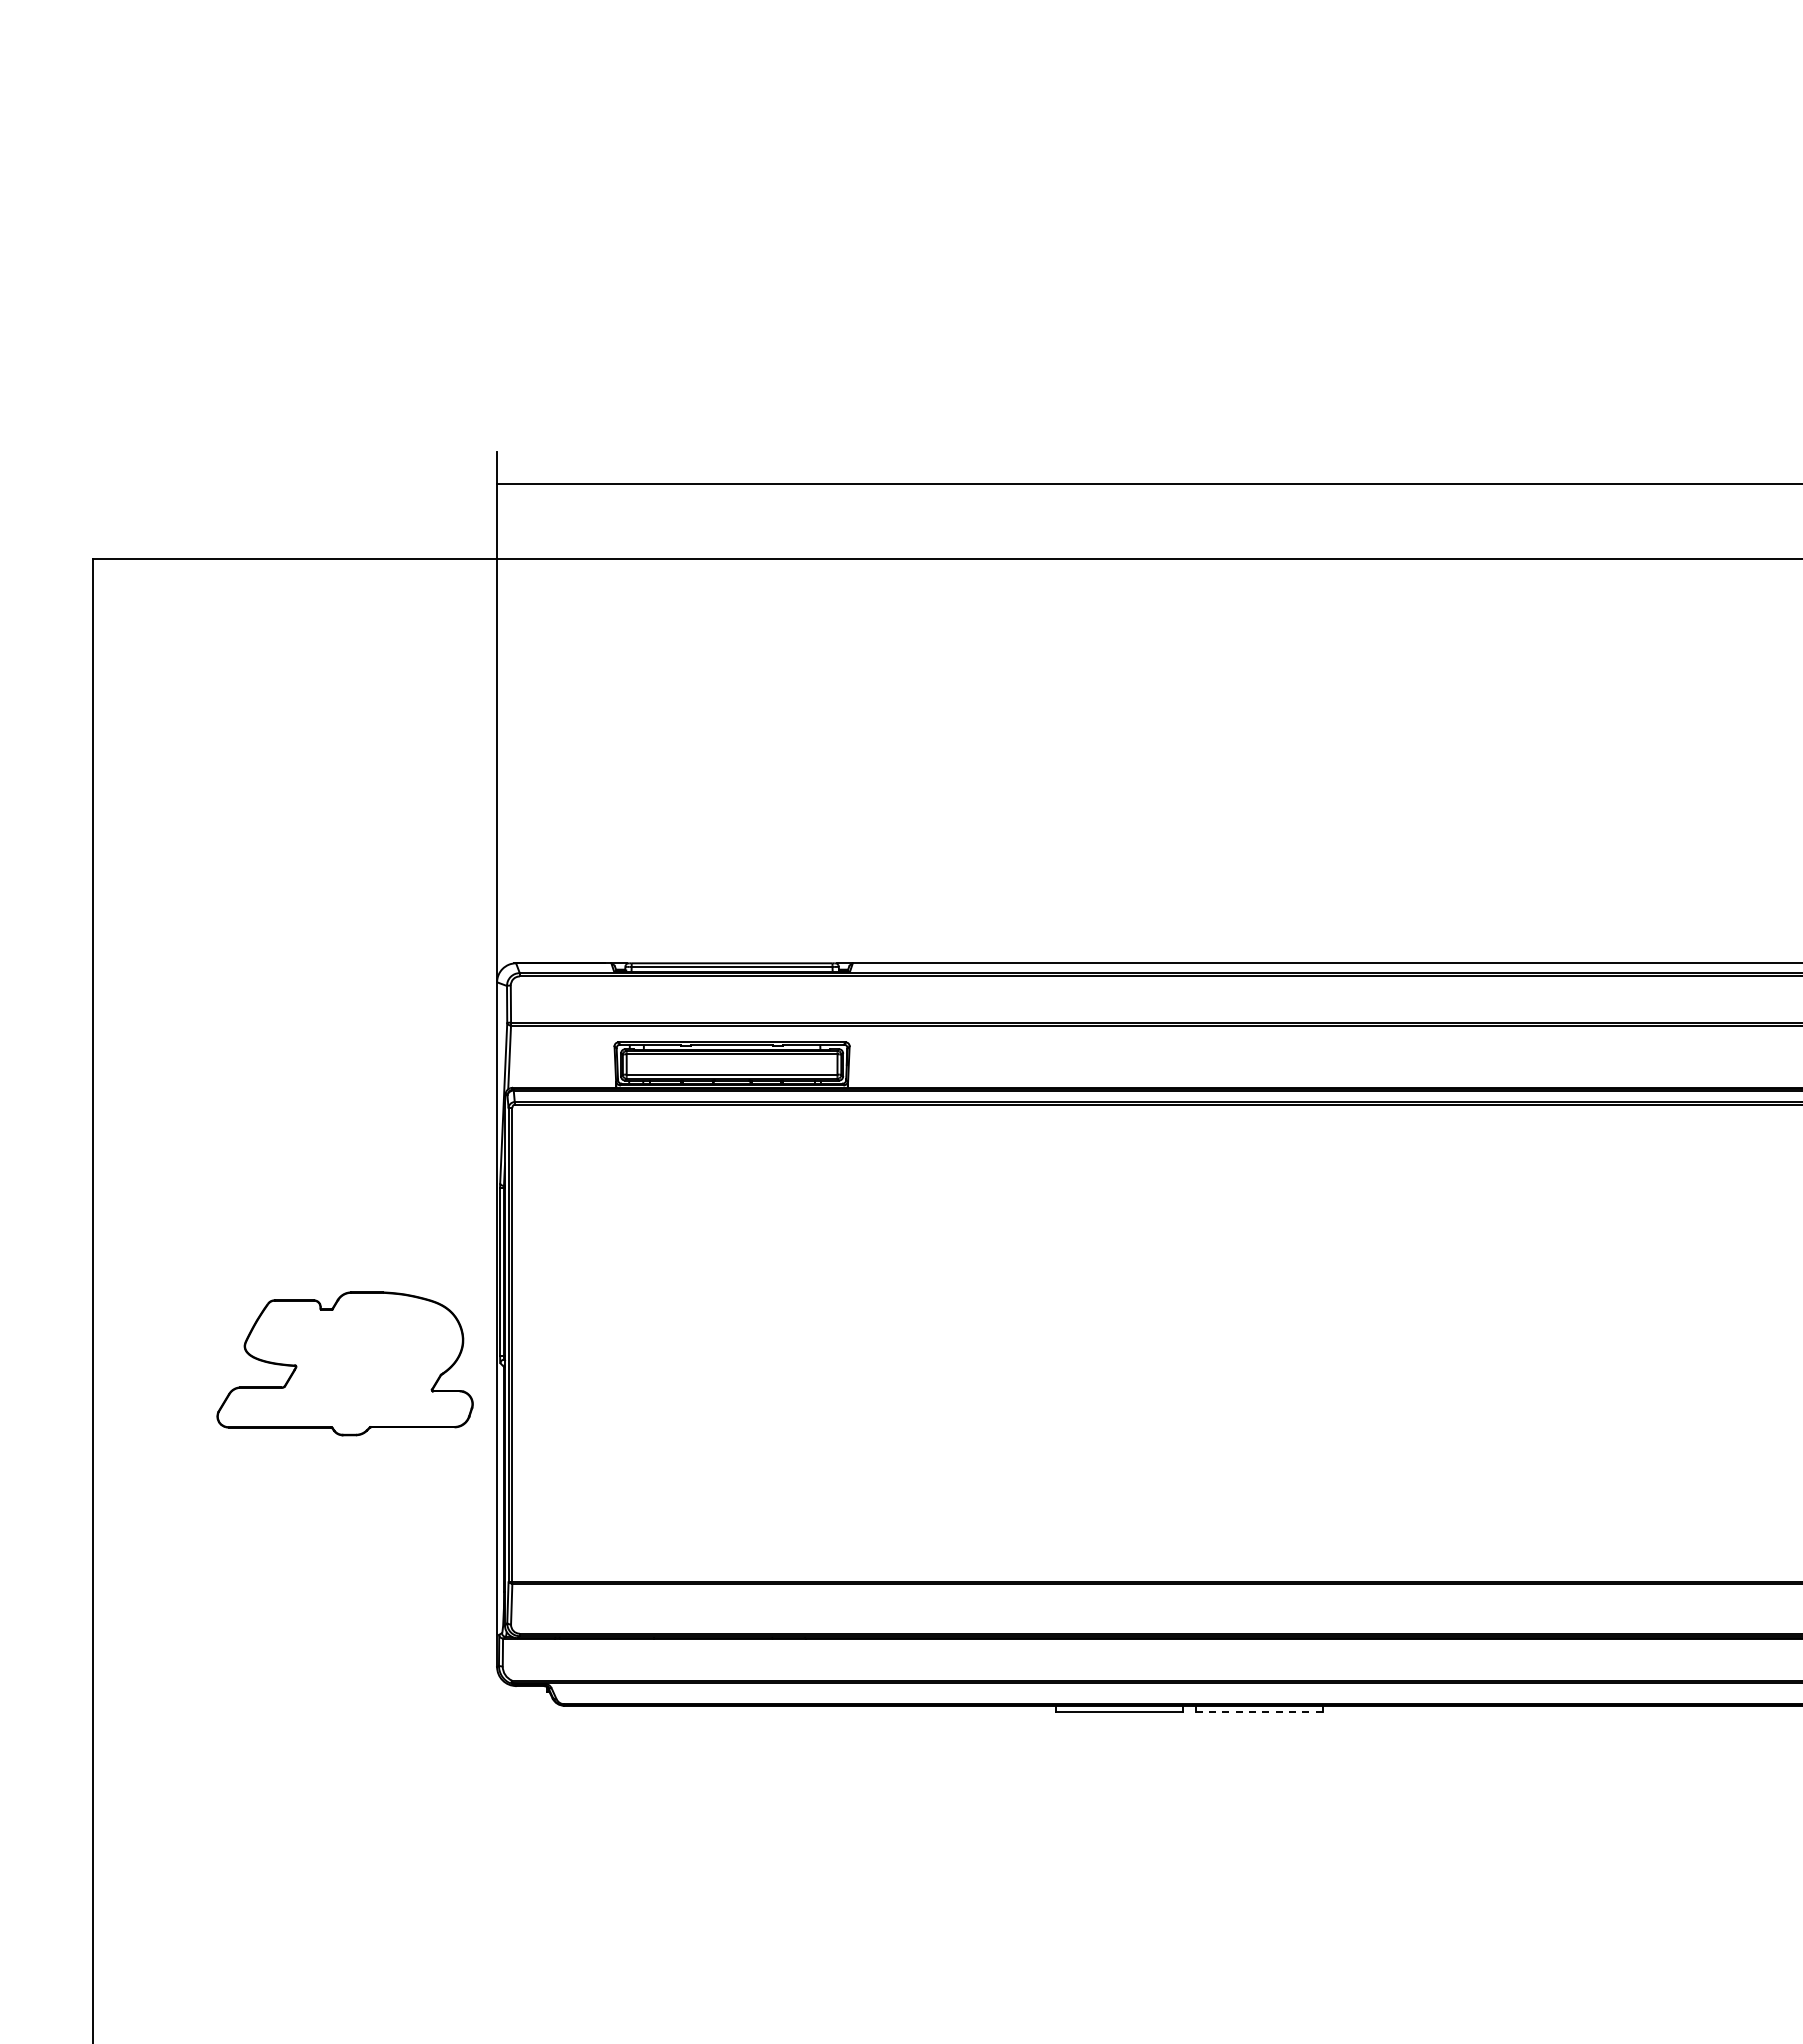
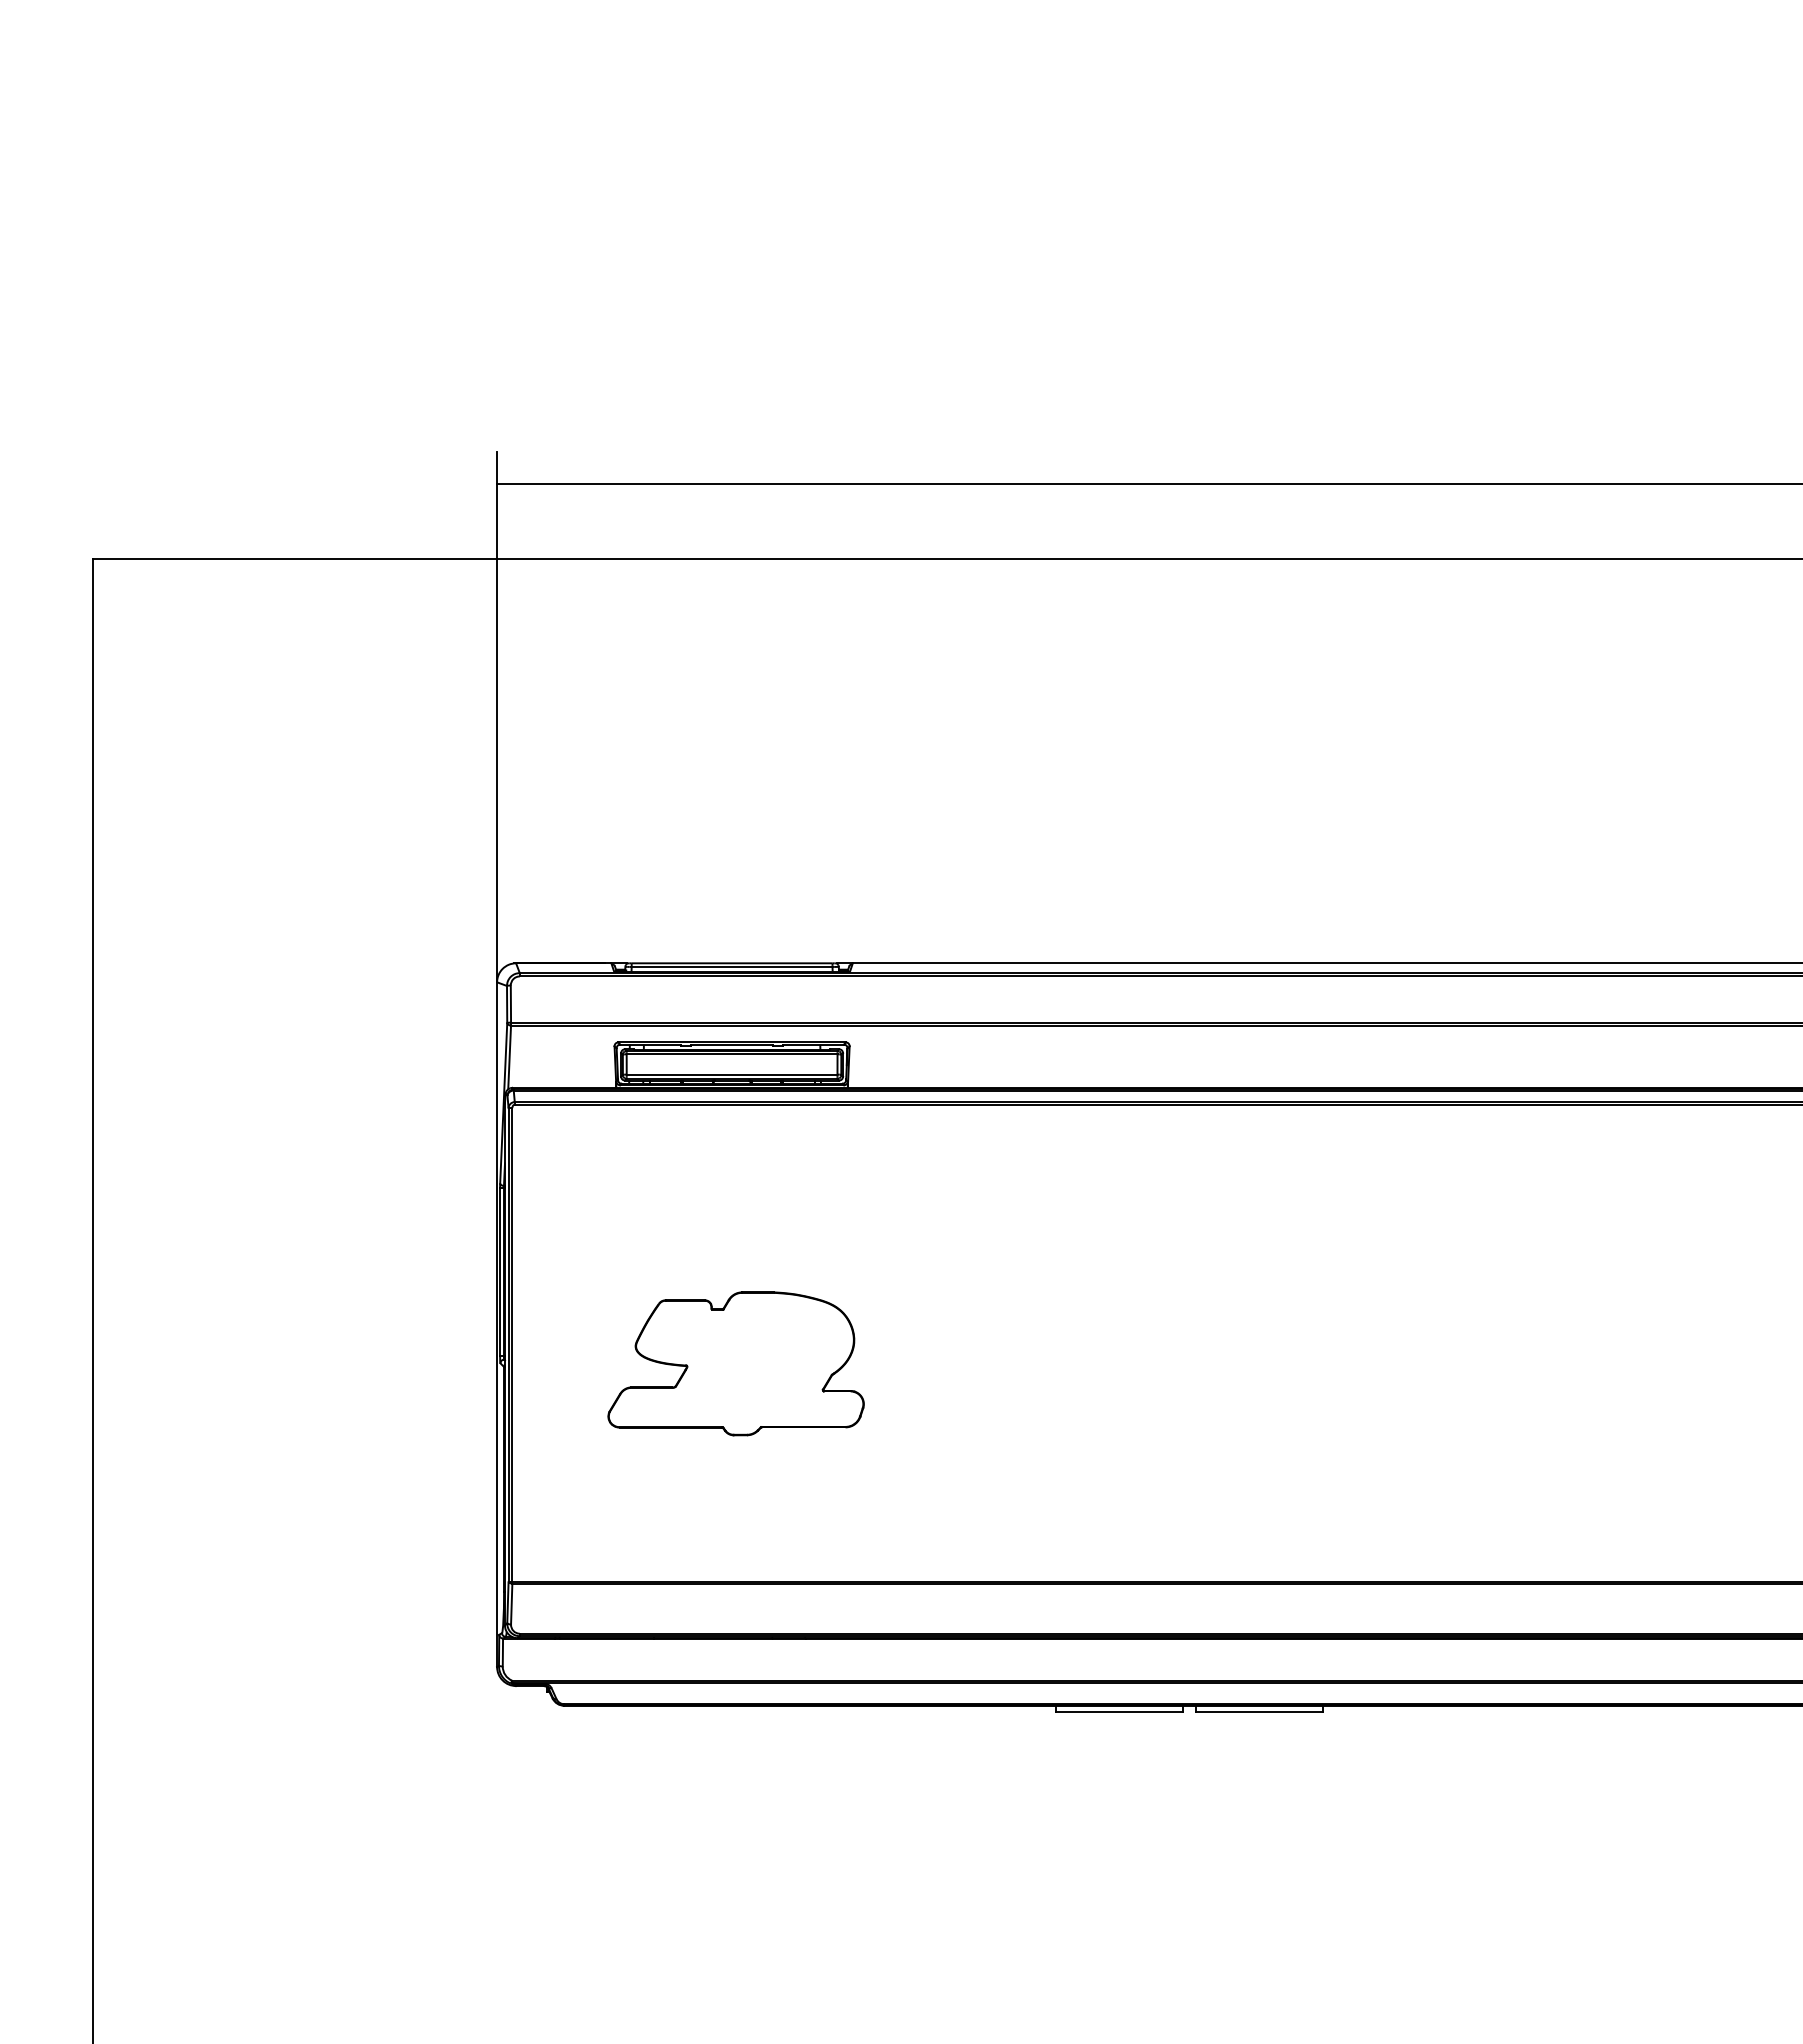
part position: (344, 1363) -> (735, 1363) (735, 1363)
line: dashed -> solid (1259, 1712)
